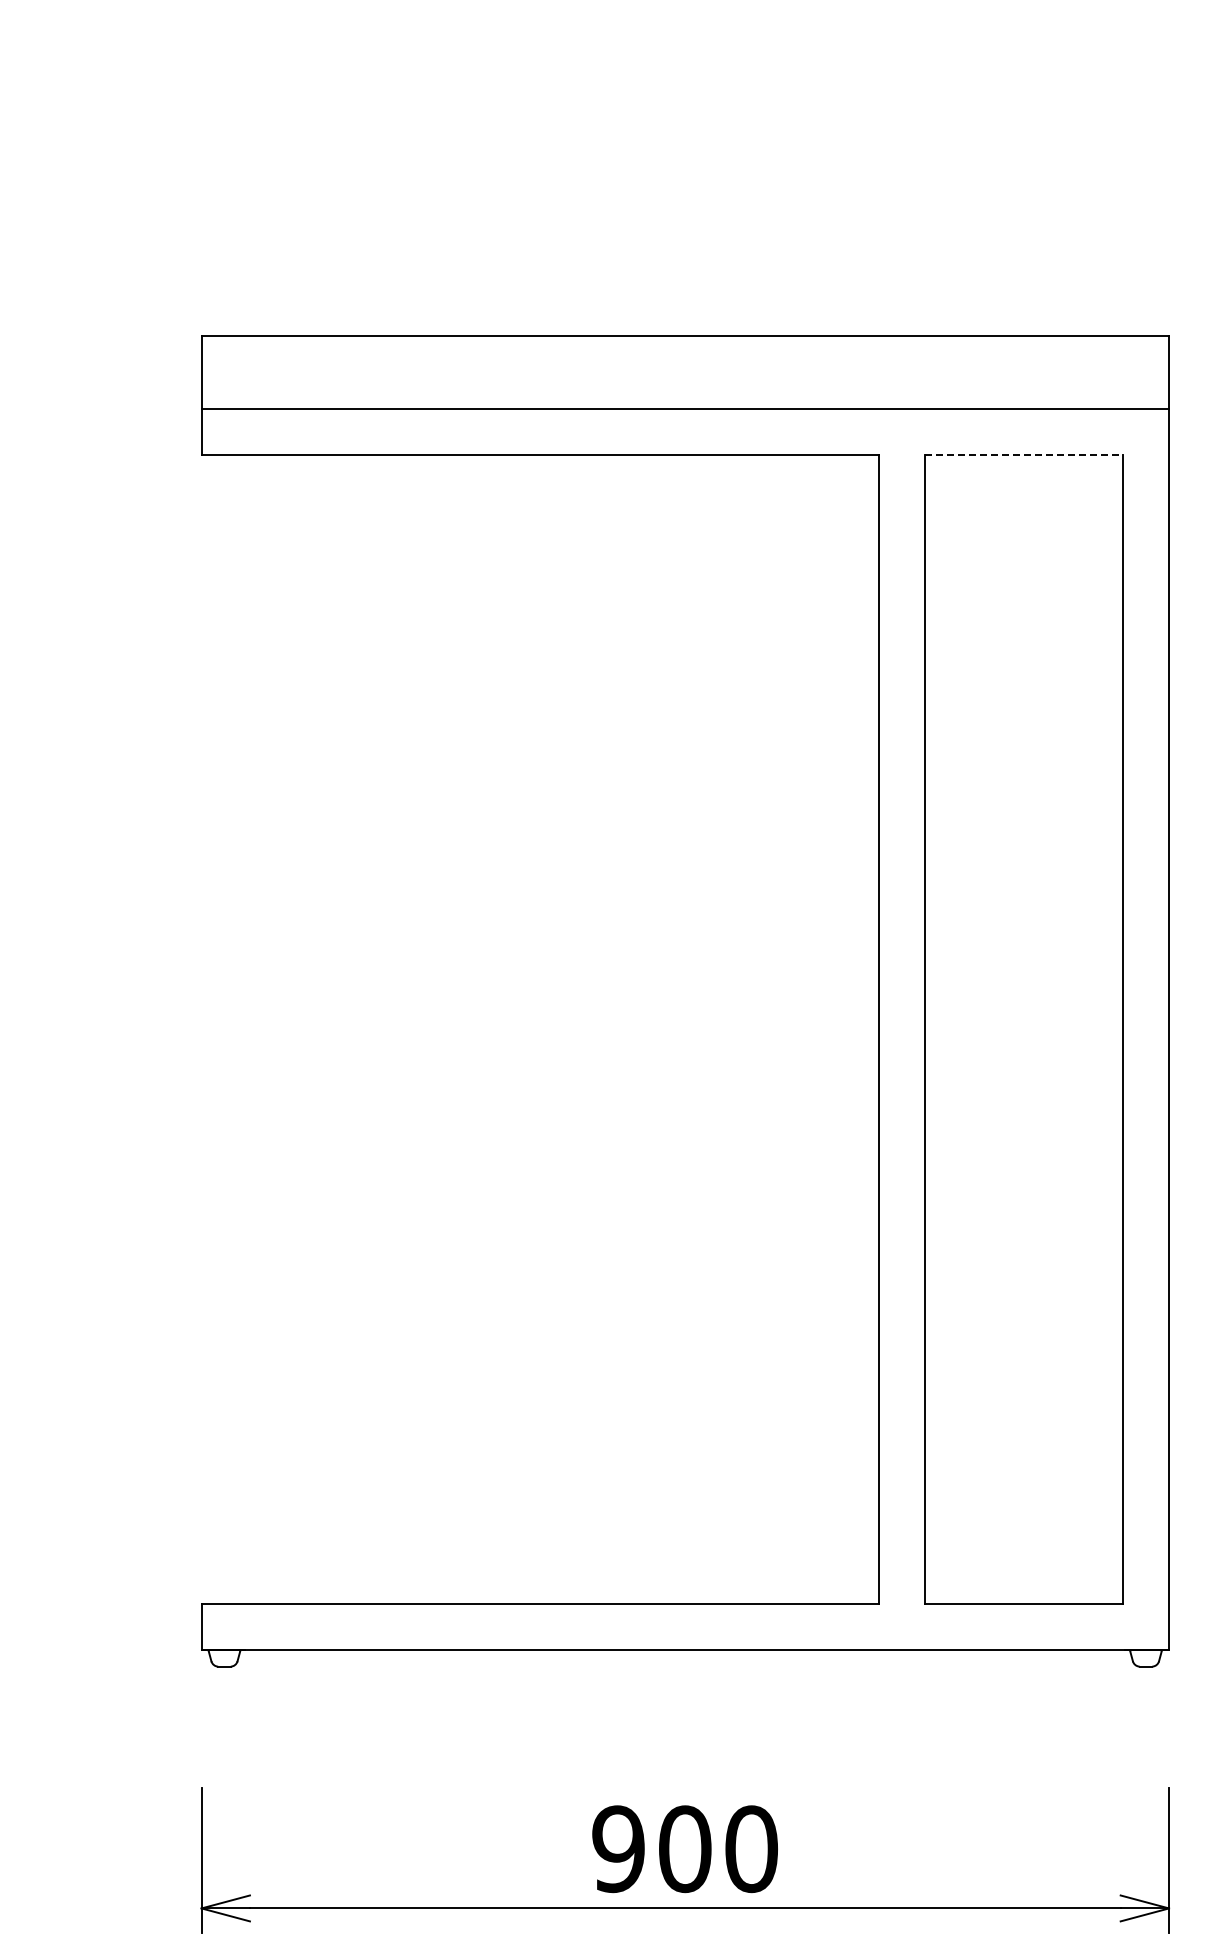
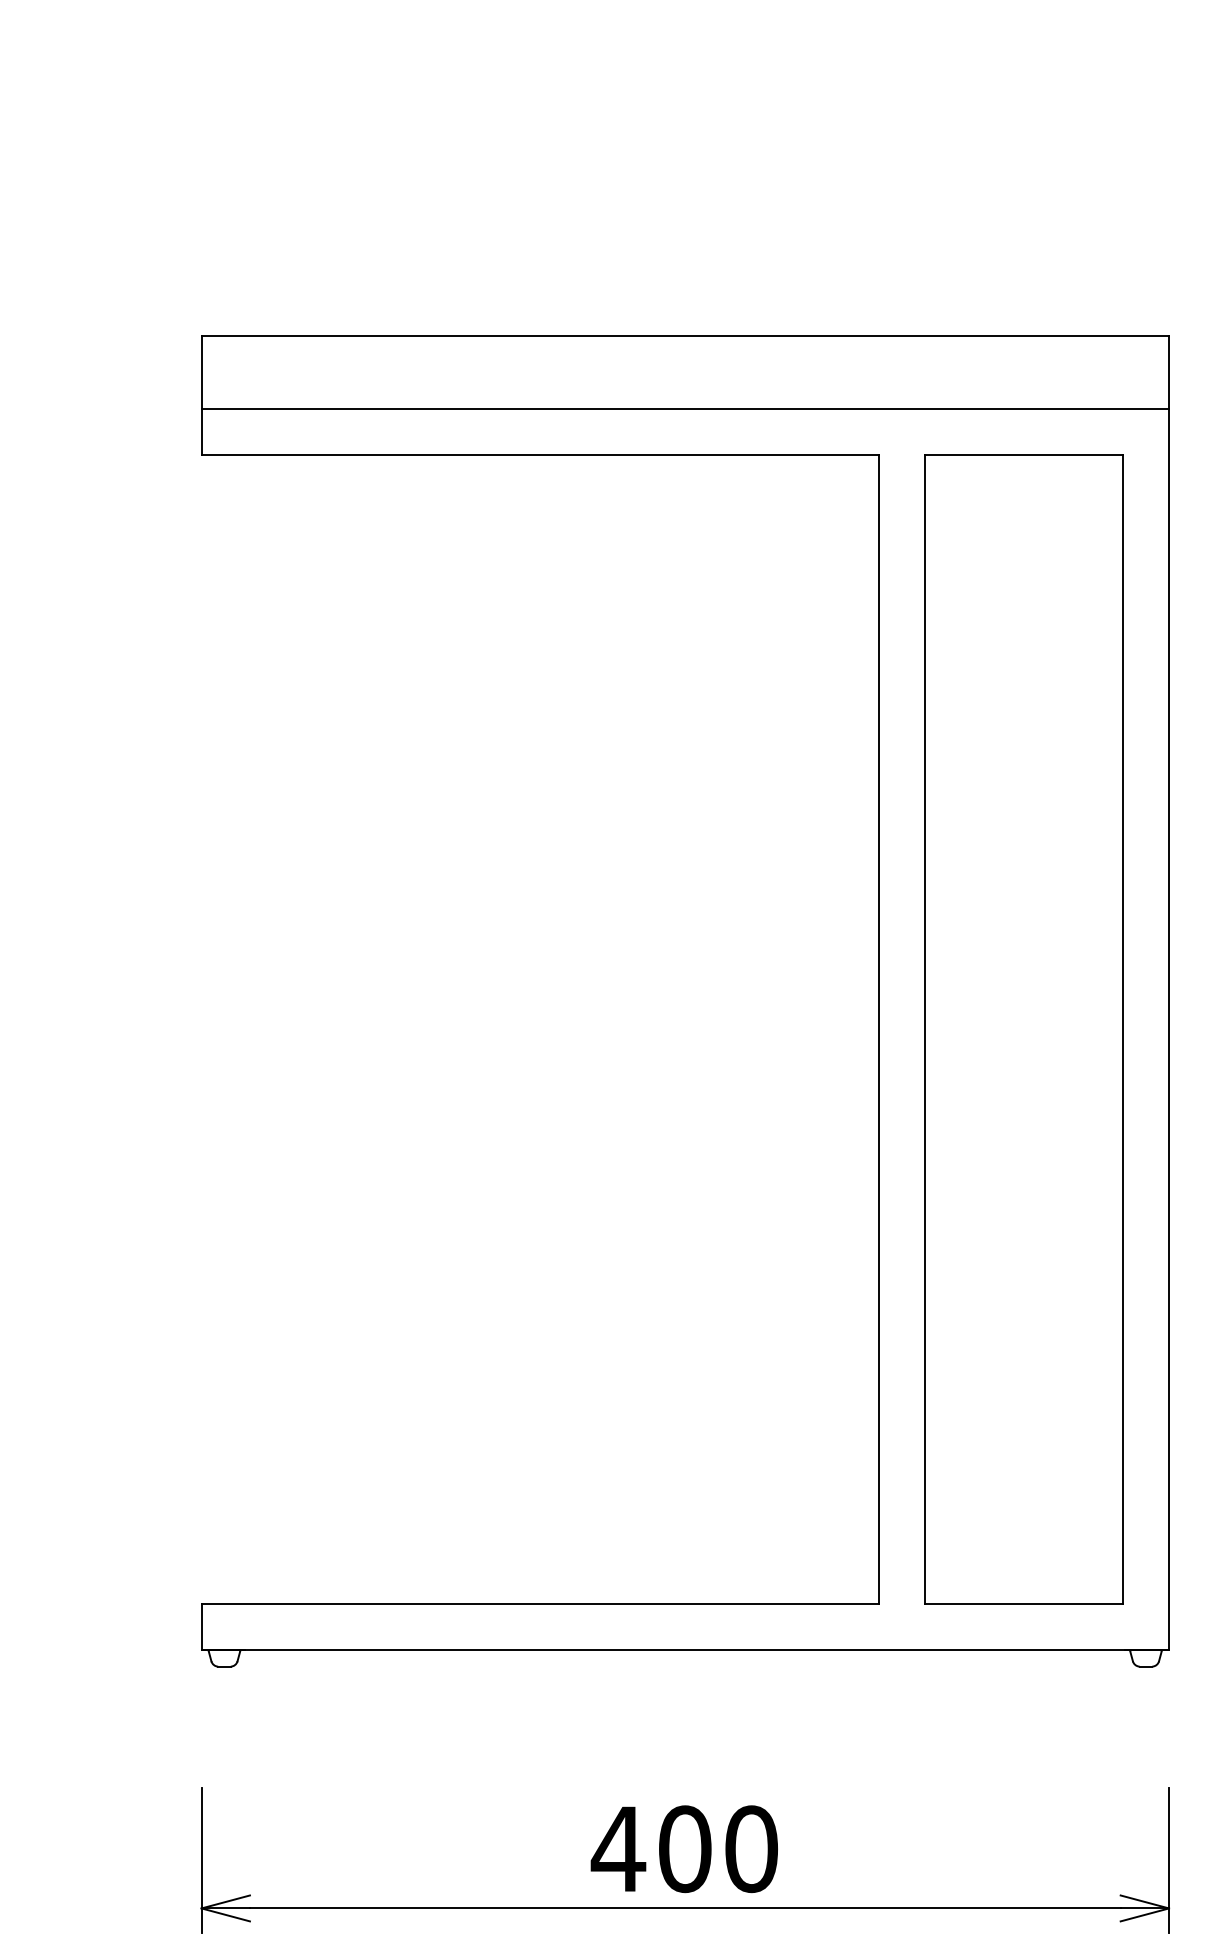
line: dashed -> solid (1024, 454)
text: 900 -> 400 (618, 1849)
